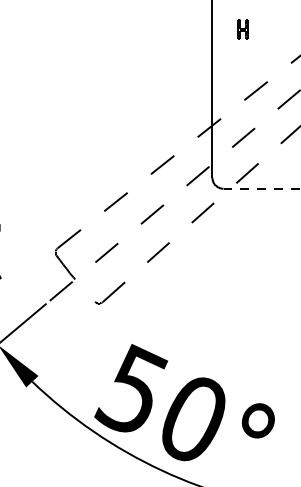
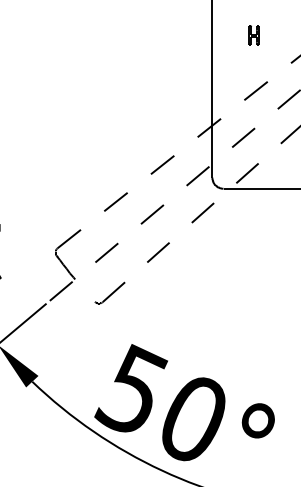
part position: (242, 29) -> (253, 35) (253, 35)
line: dashed -> solid (262, 188)
